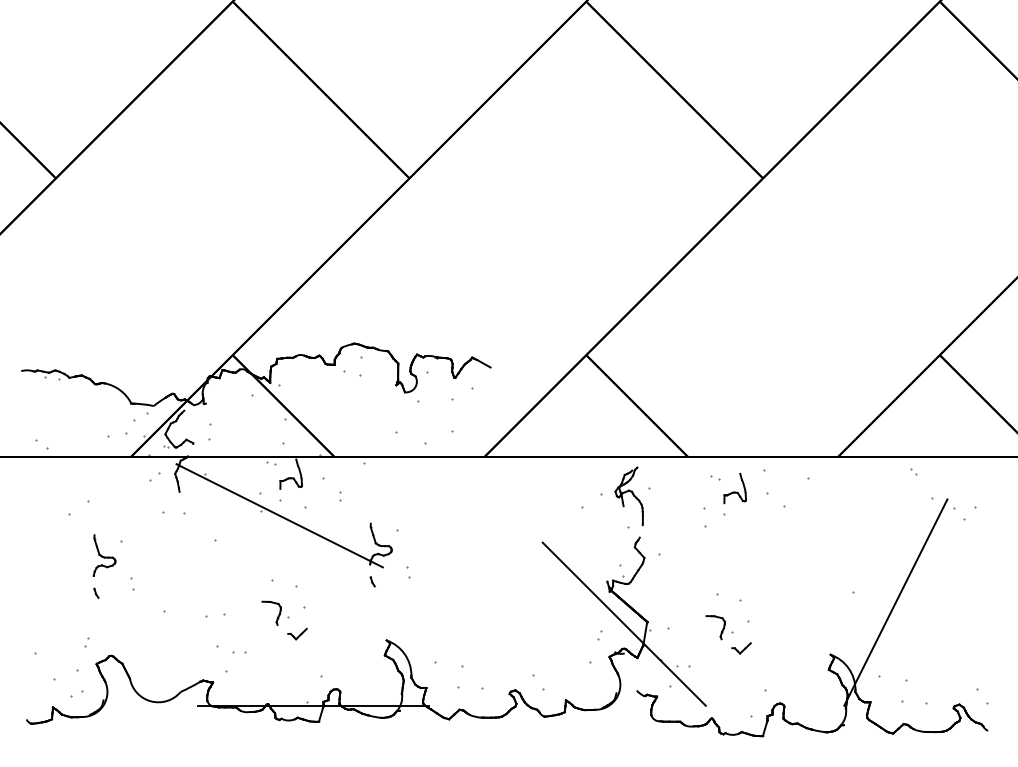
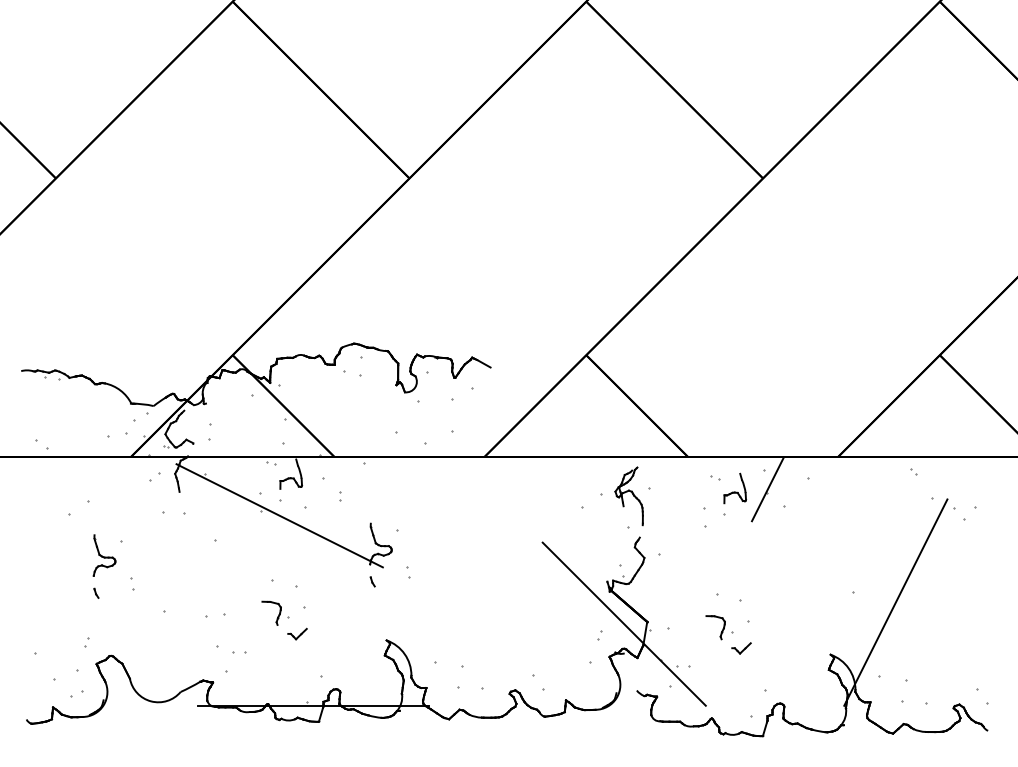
line: none -> present (767, 489)
